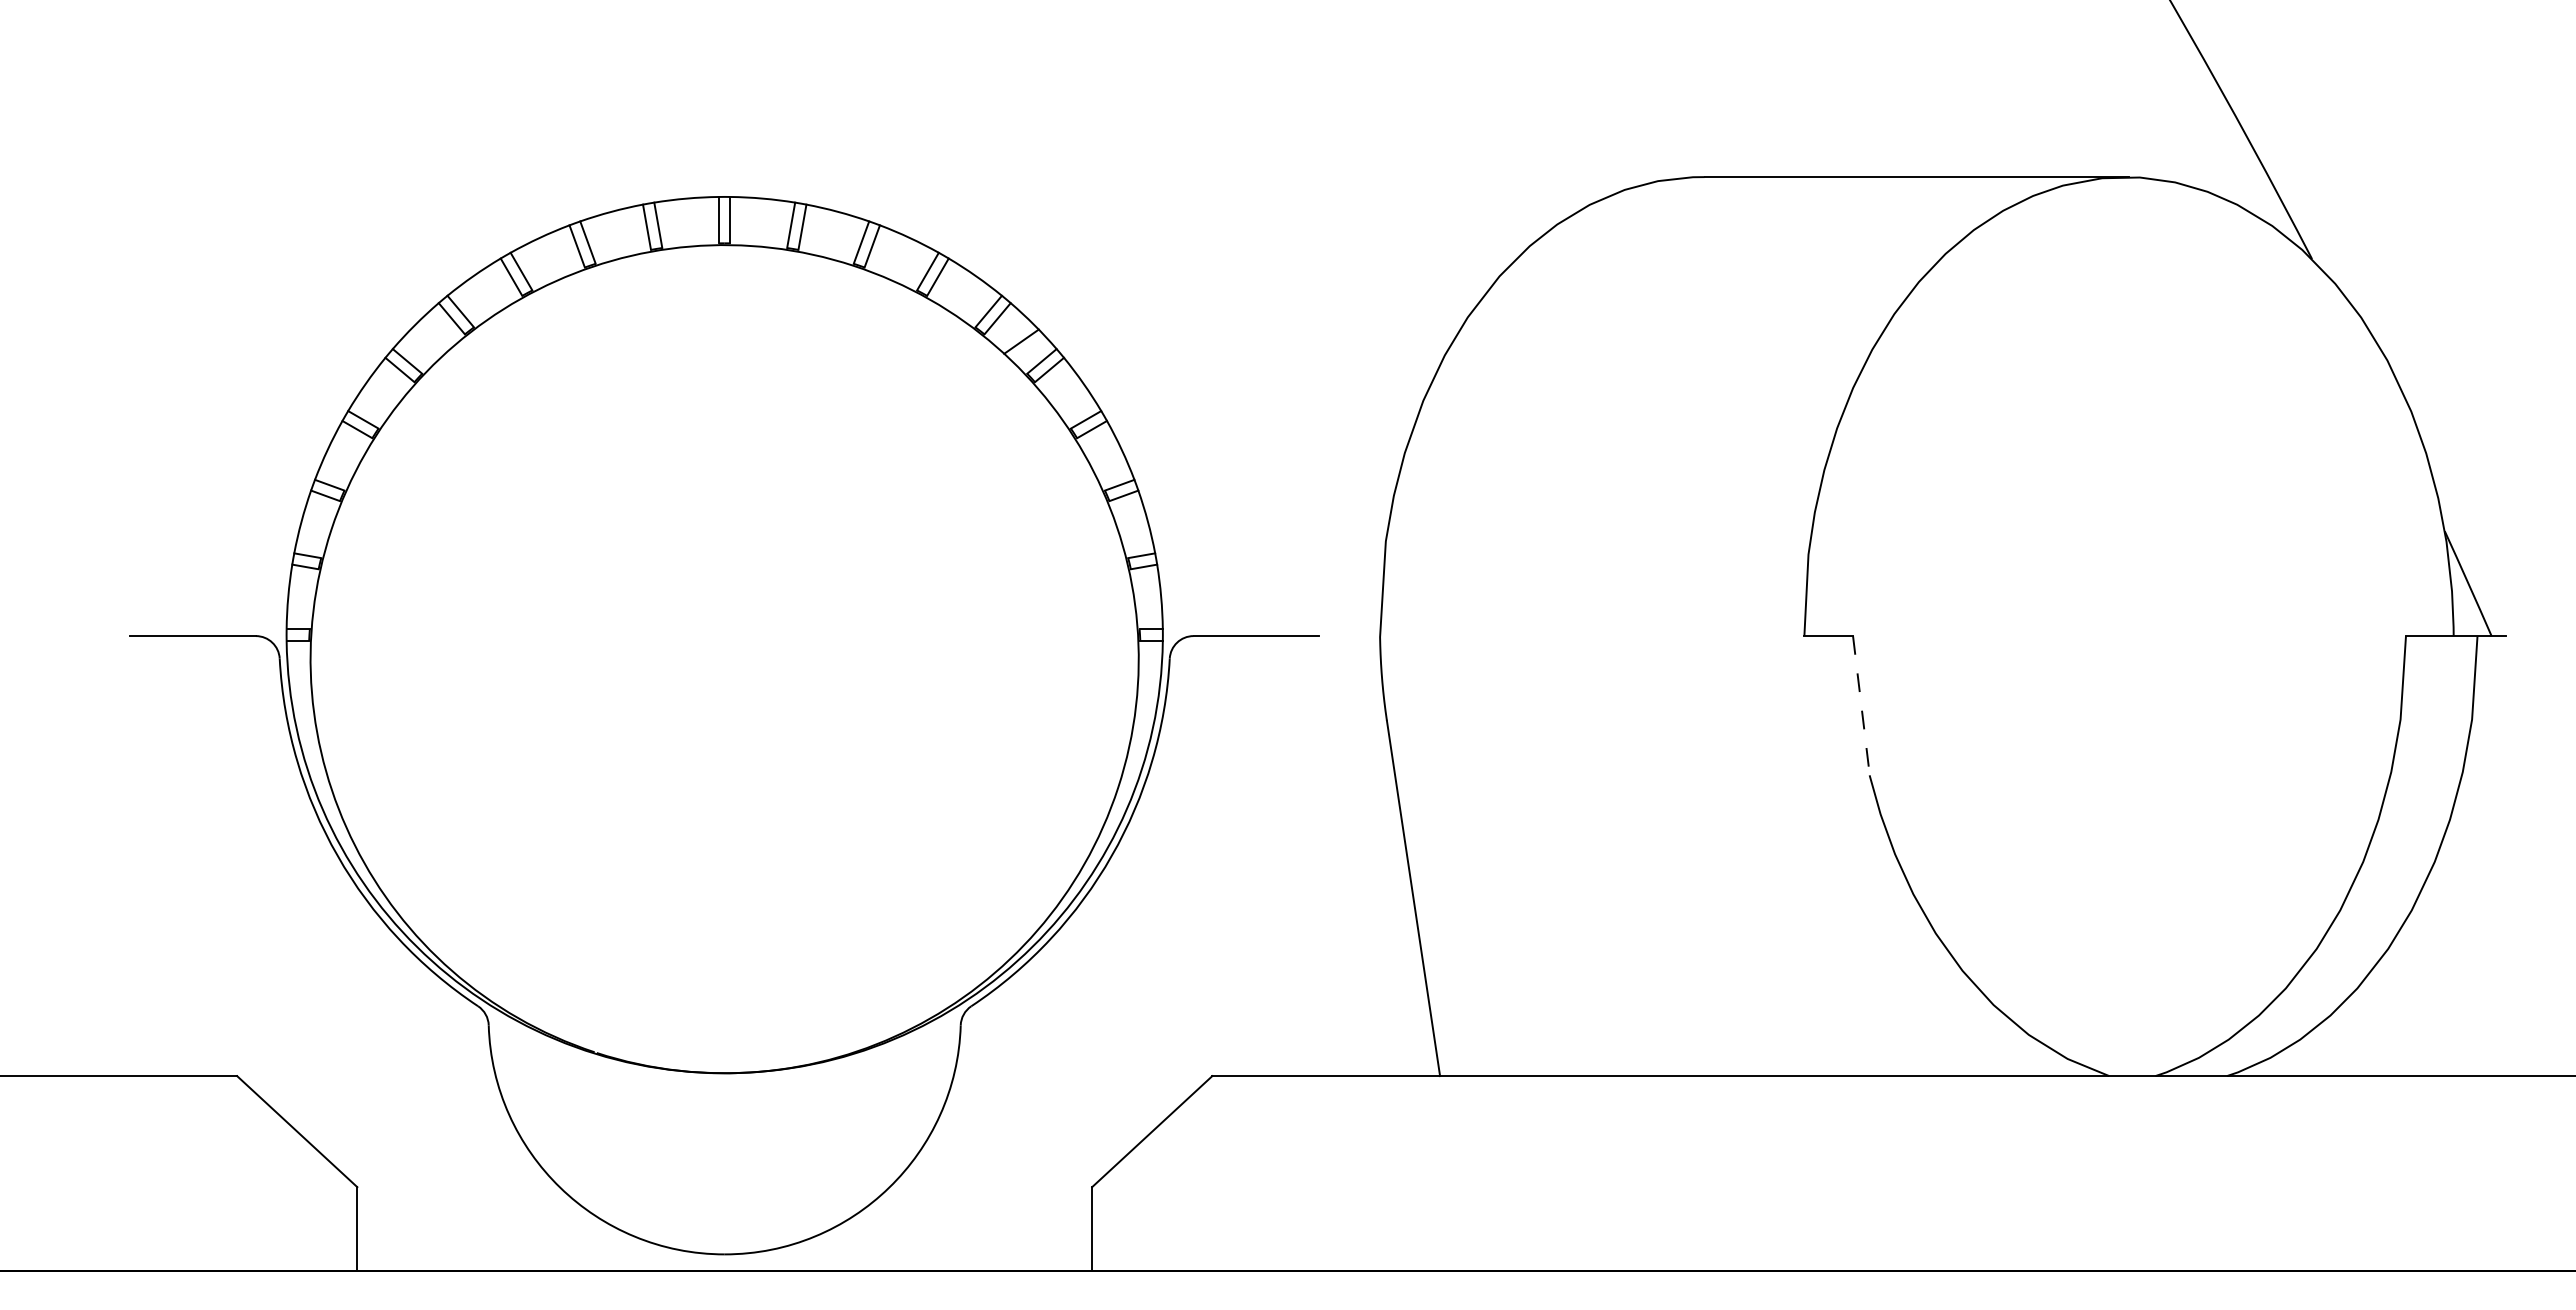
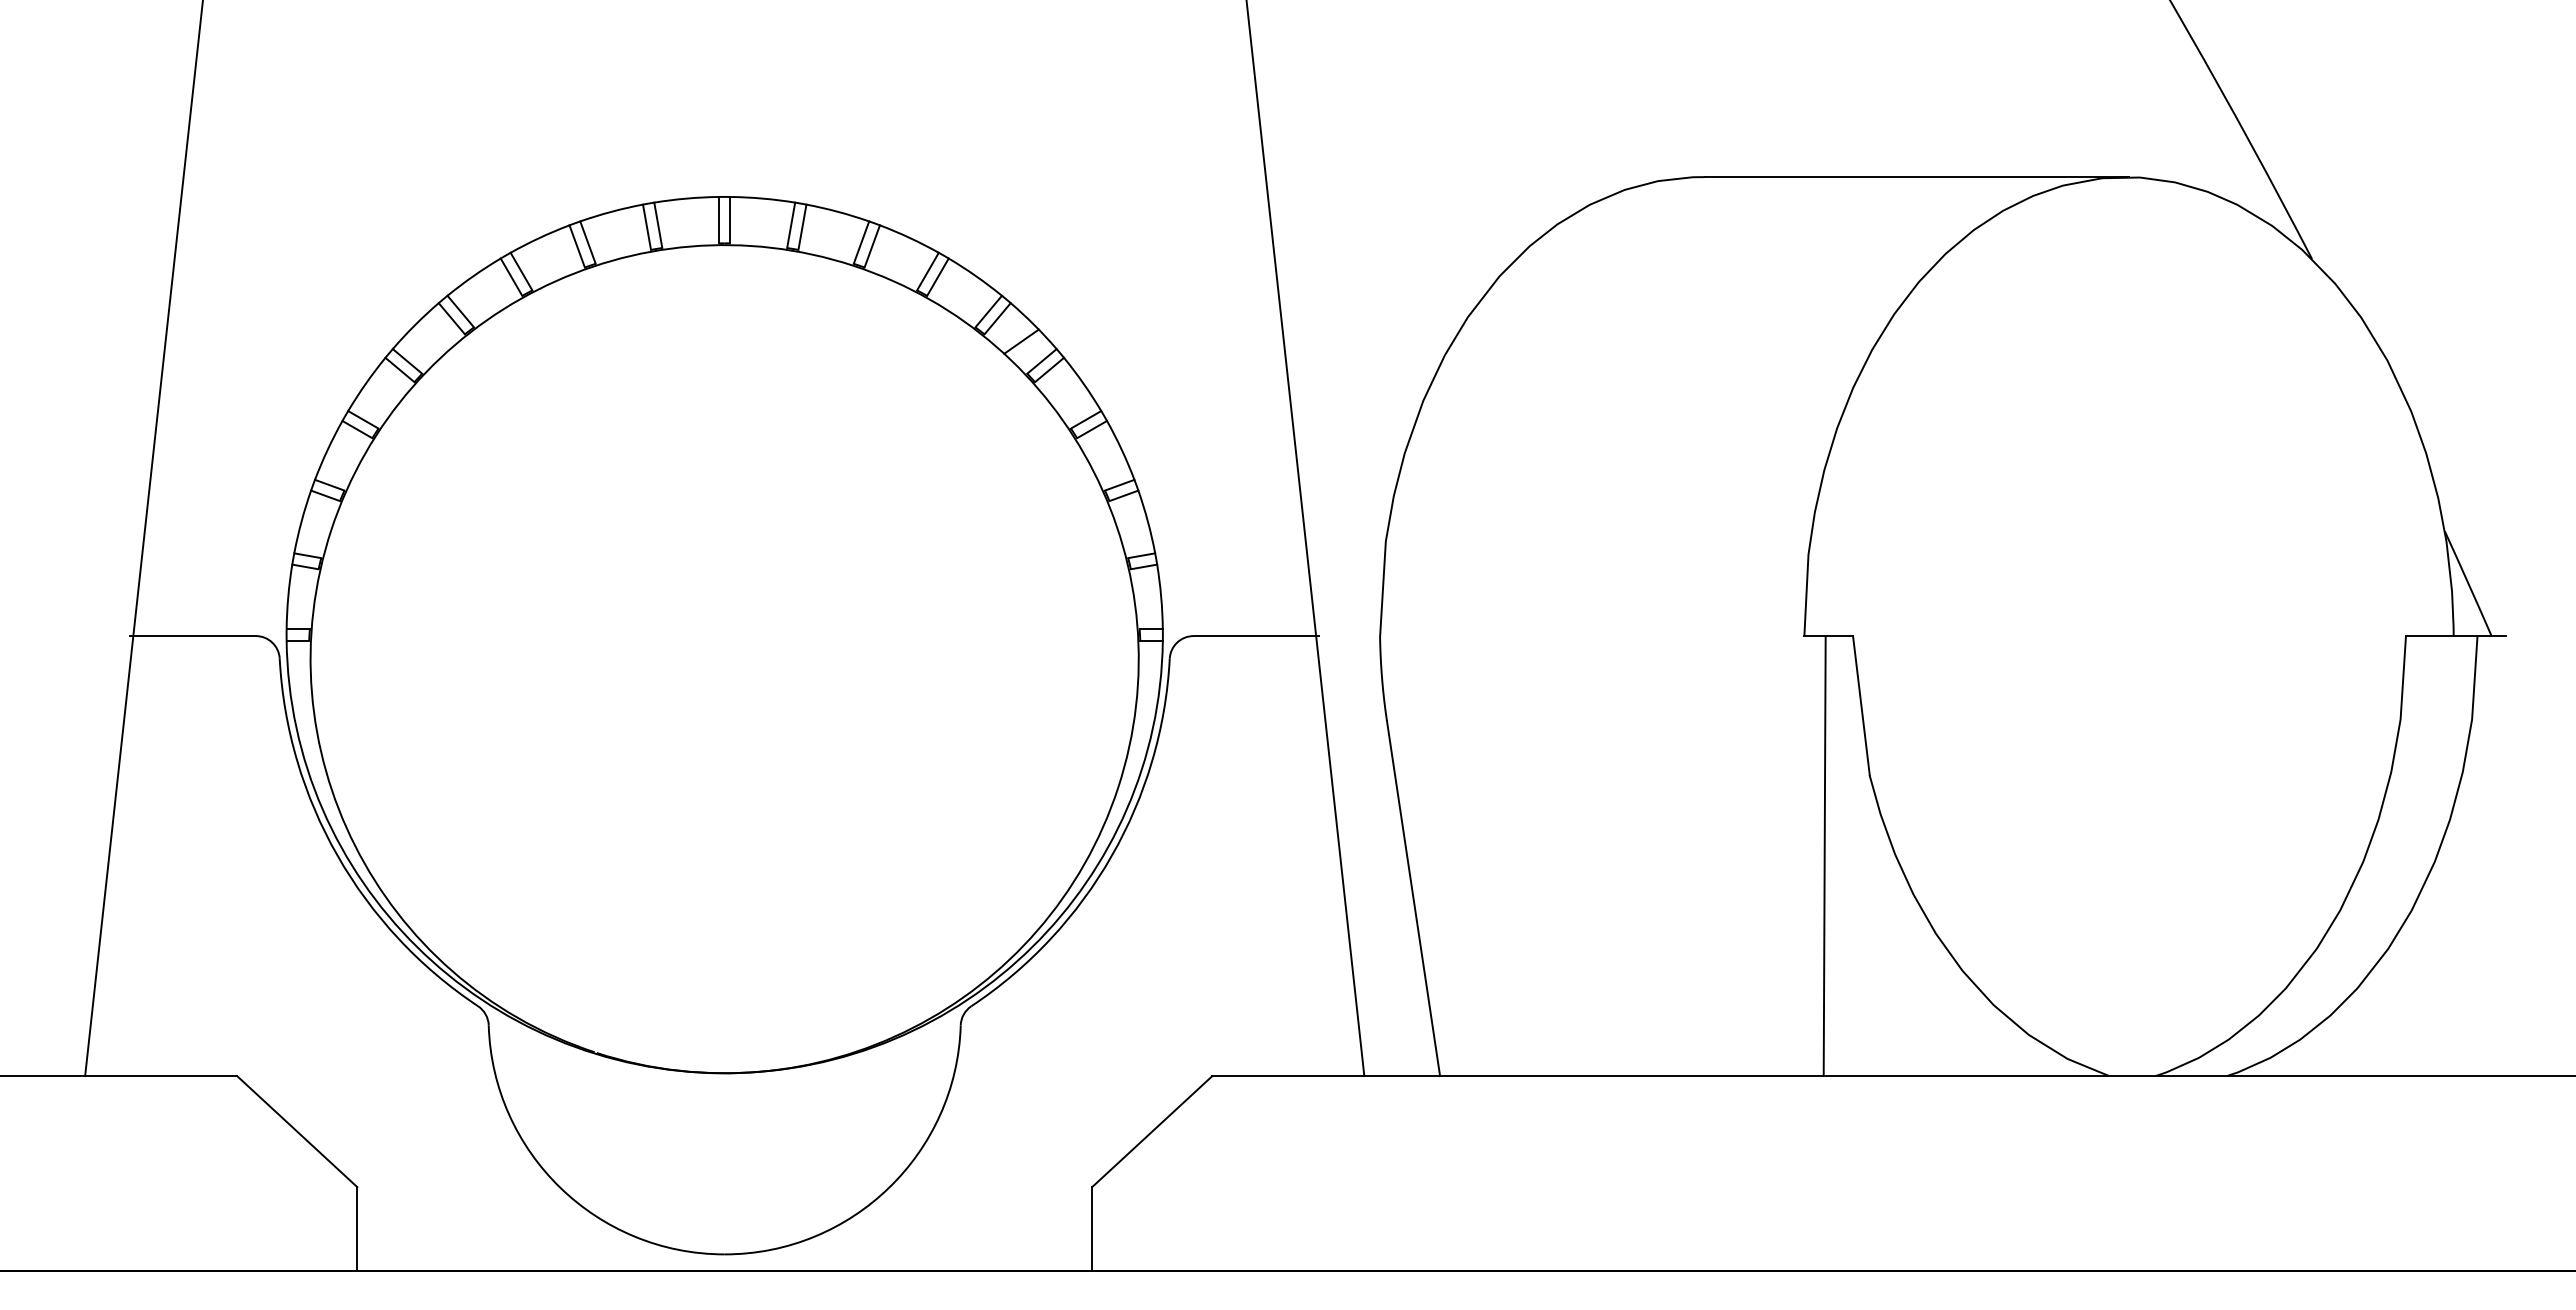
line: none -> present (143, 539)
line: none -> present (1305, 539)
line: dashed -> solid (1861, 706)
line: none -> present (1824, 856)
